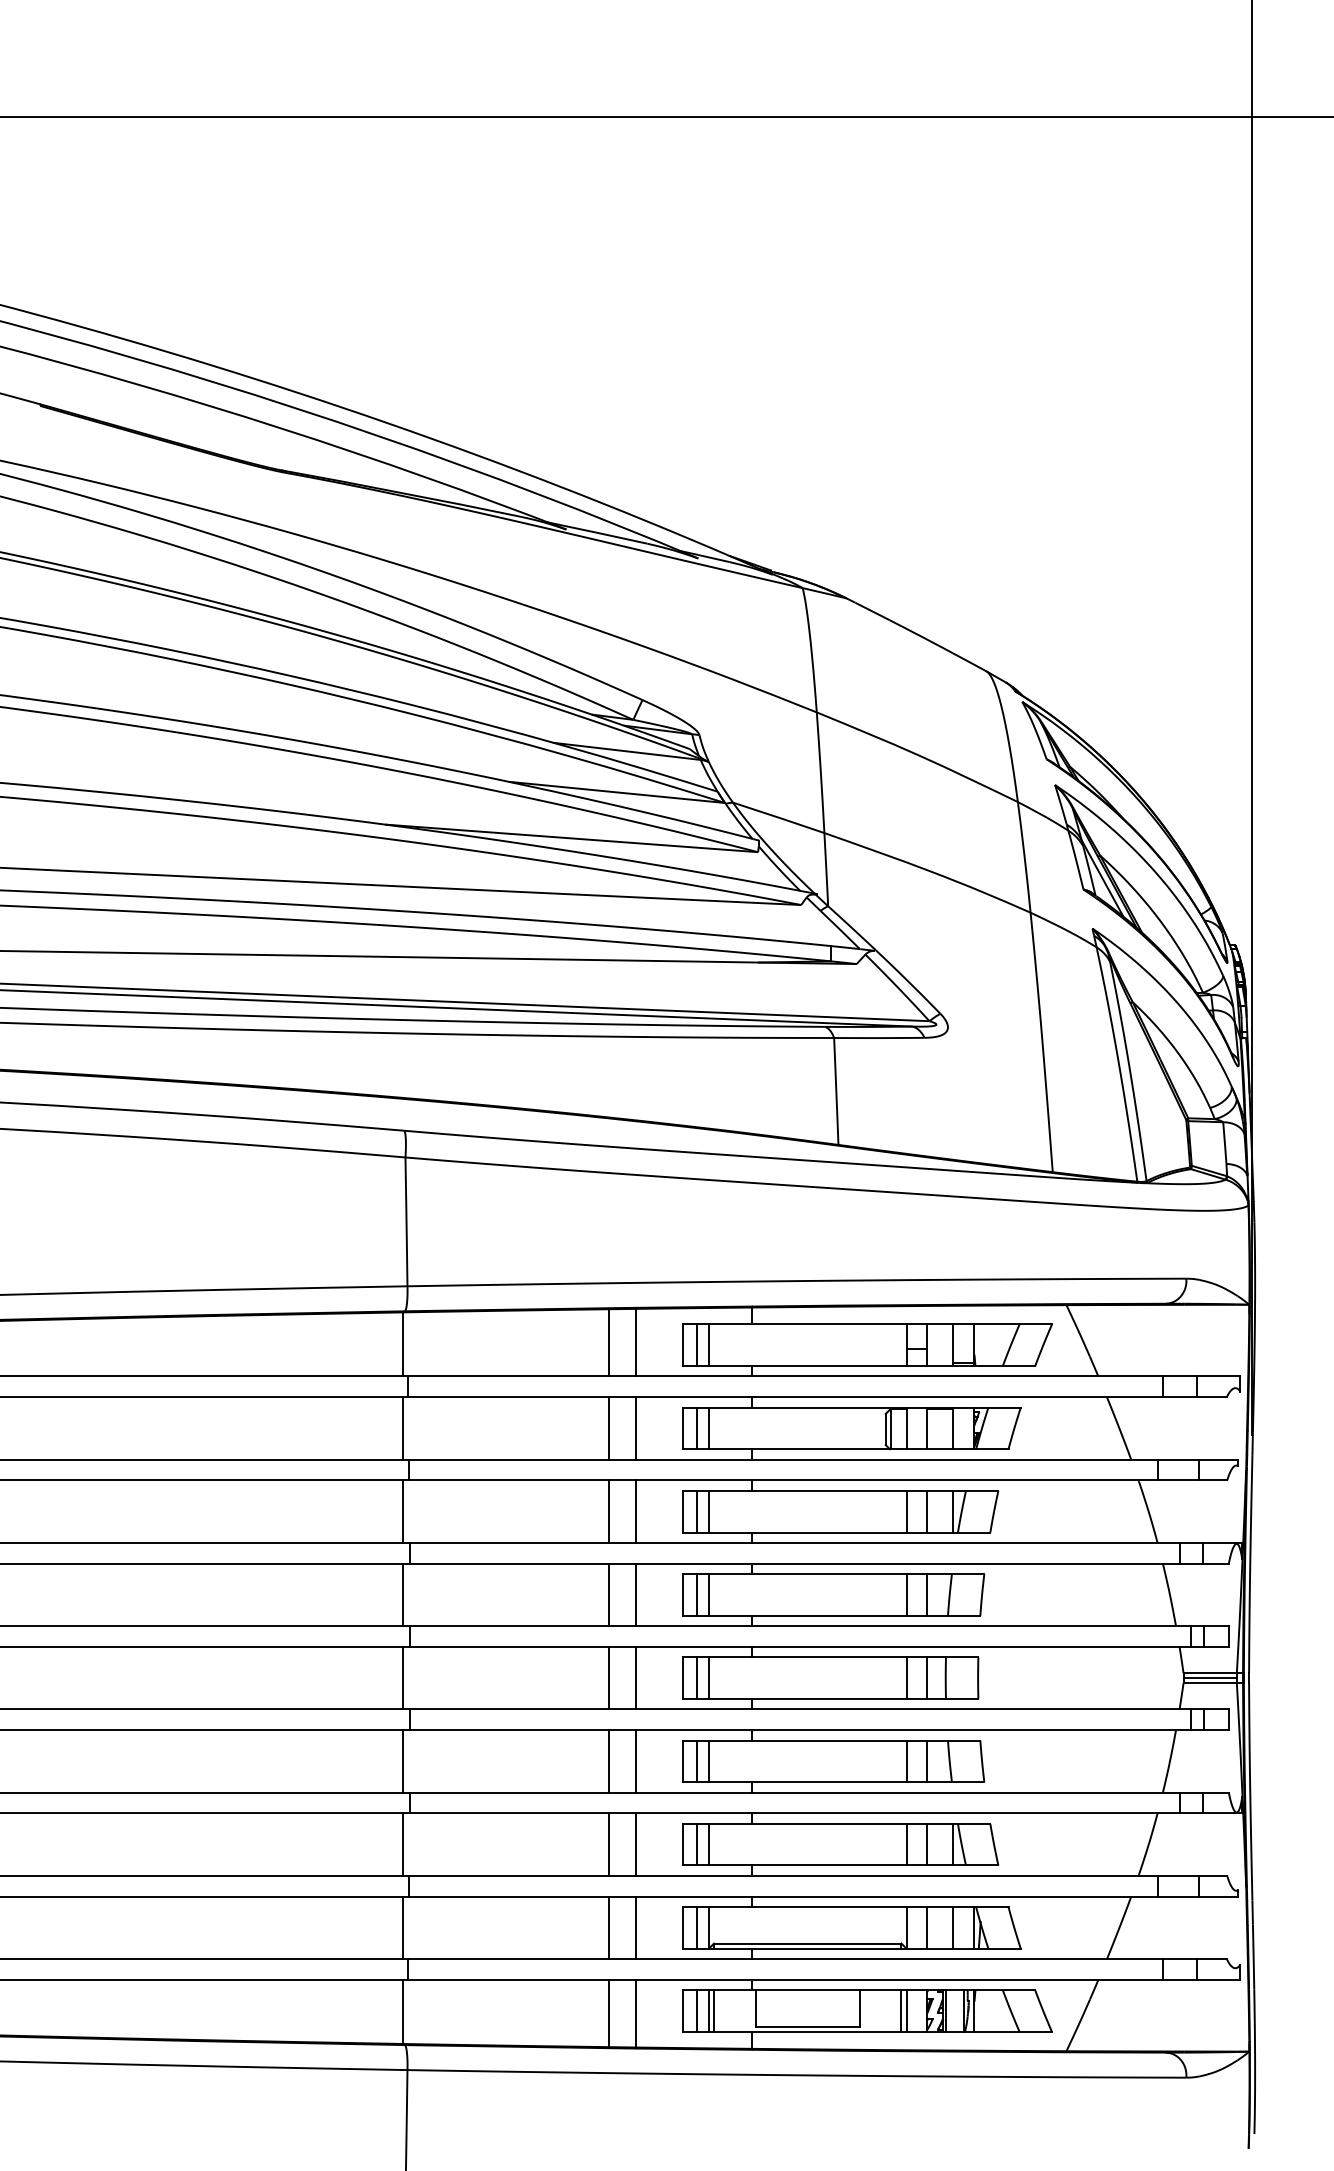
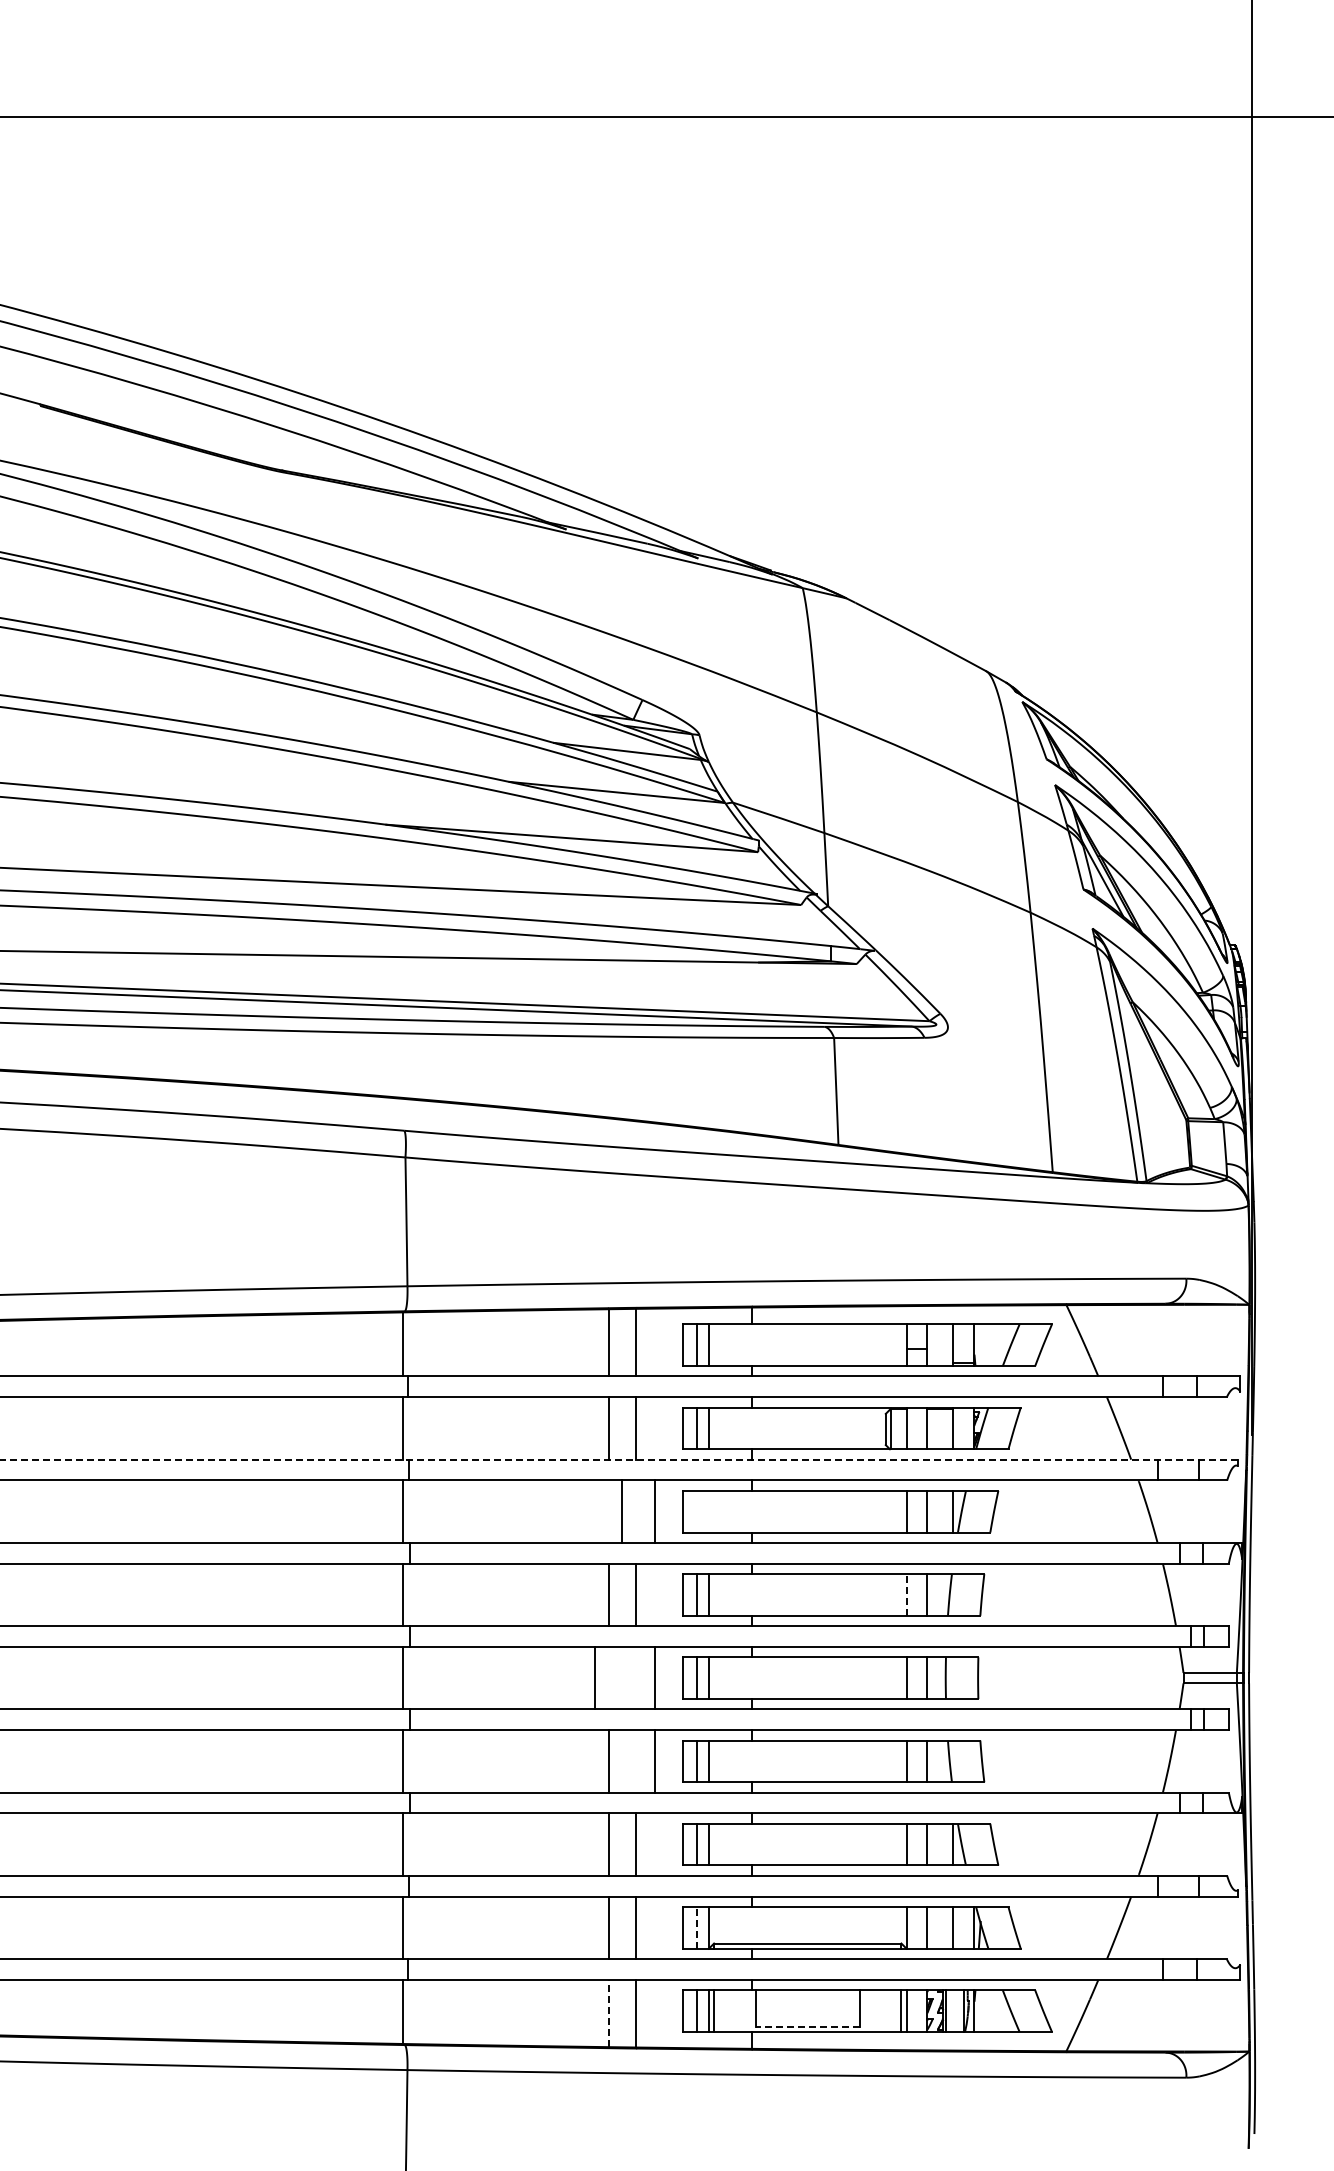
line: solid -> dashed (619, 1459)
line position: (608, 1511) -> (621, 1511) (621, 1511)
line position: (636, 1511) -> (655, 1511) (655, 1511)
line: present -> none (696, 1511)
line: present -> none (708, 1511)
line: solid -> dashed (906, 1594)
line position: (608, 1677) -> (594, 1677) (594, 1677)
line position: (636, 1677) -> (655, 1677) (655, 1677)
line: present -> none (1209, 1678)
line position: (636, 1761) -> (655, 1761) (655, 1761)
line: solid -> dashed (696, 1927)
line: solid -> dashed (608, 2013)
line: solid -> dashed (807, 2026)
